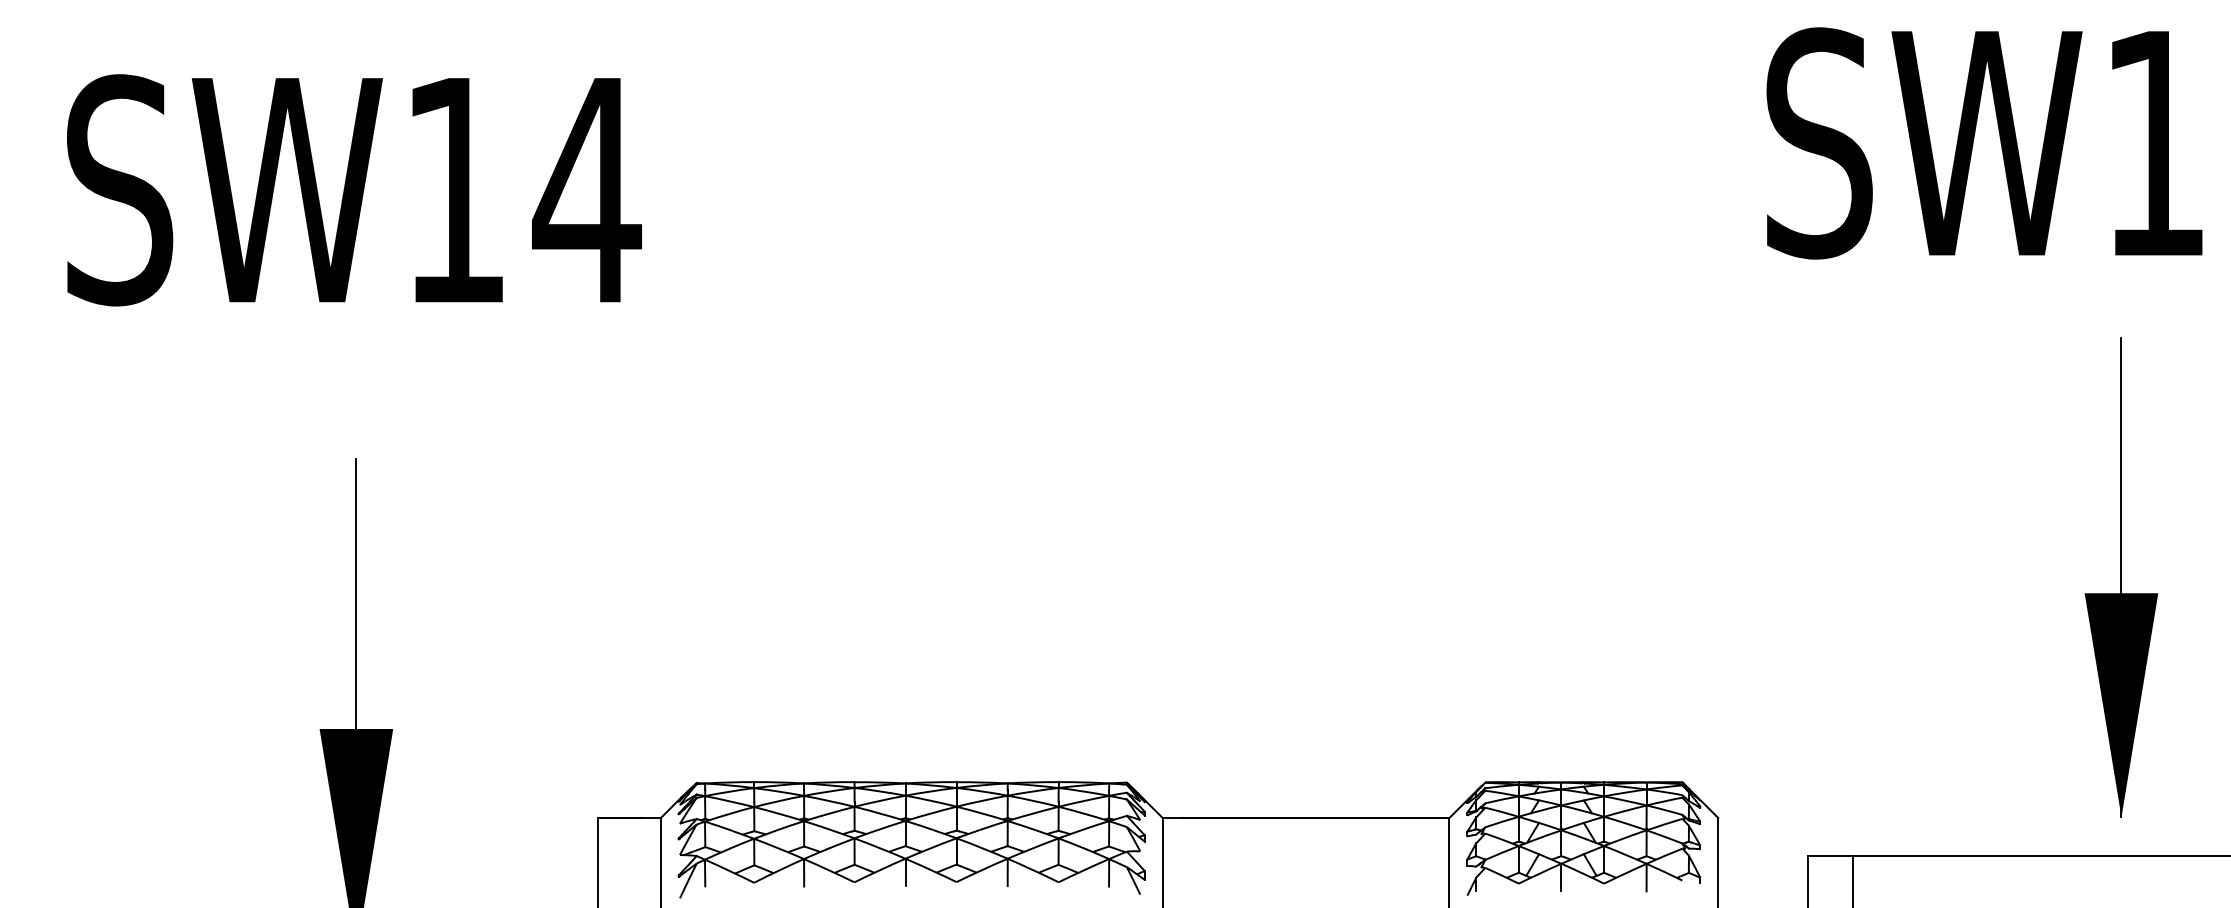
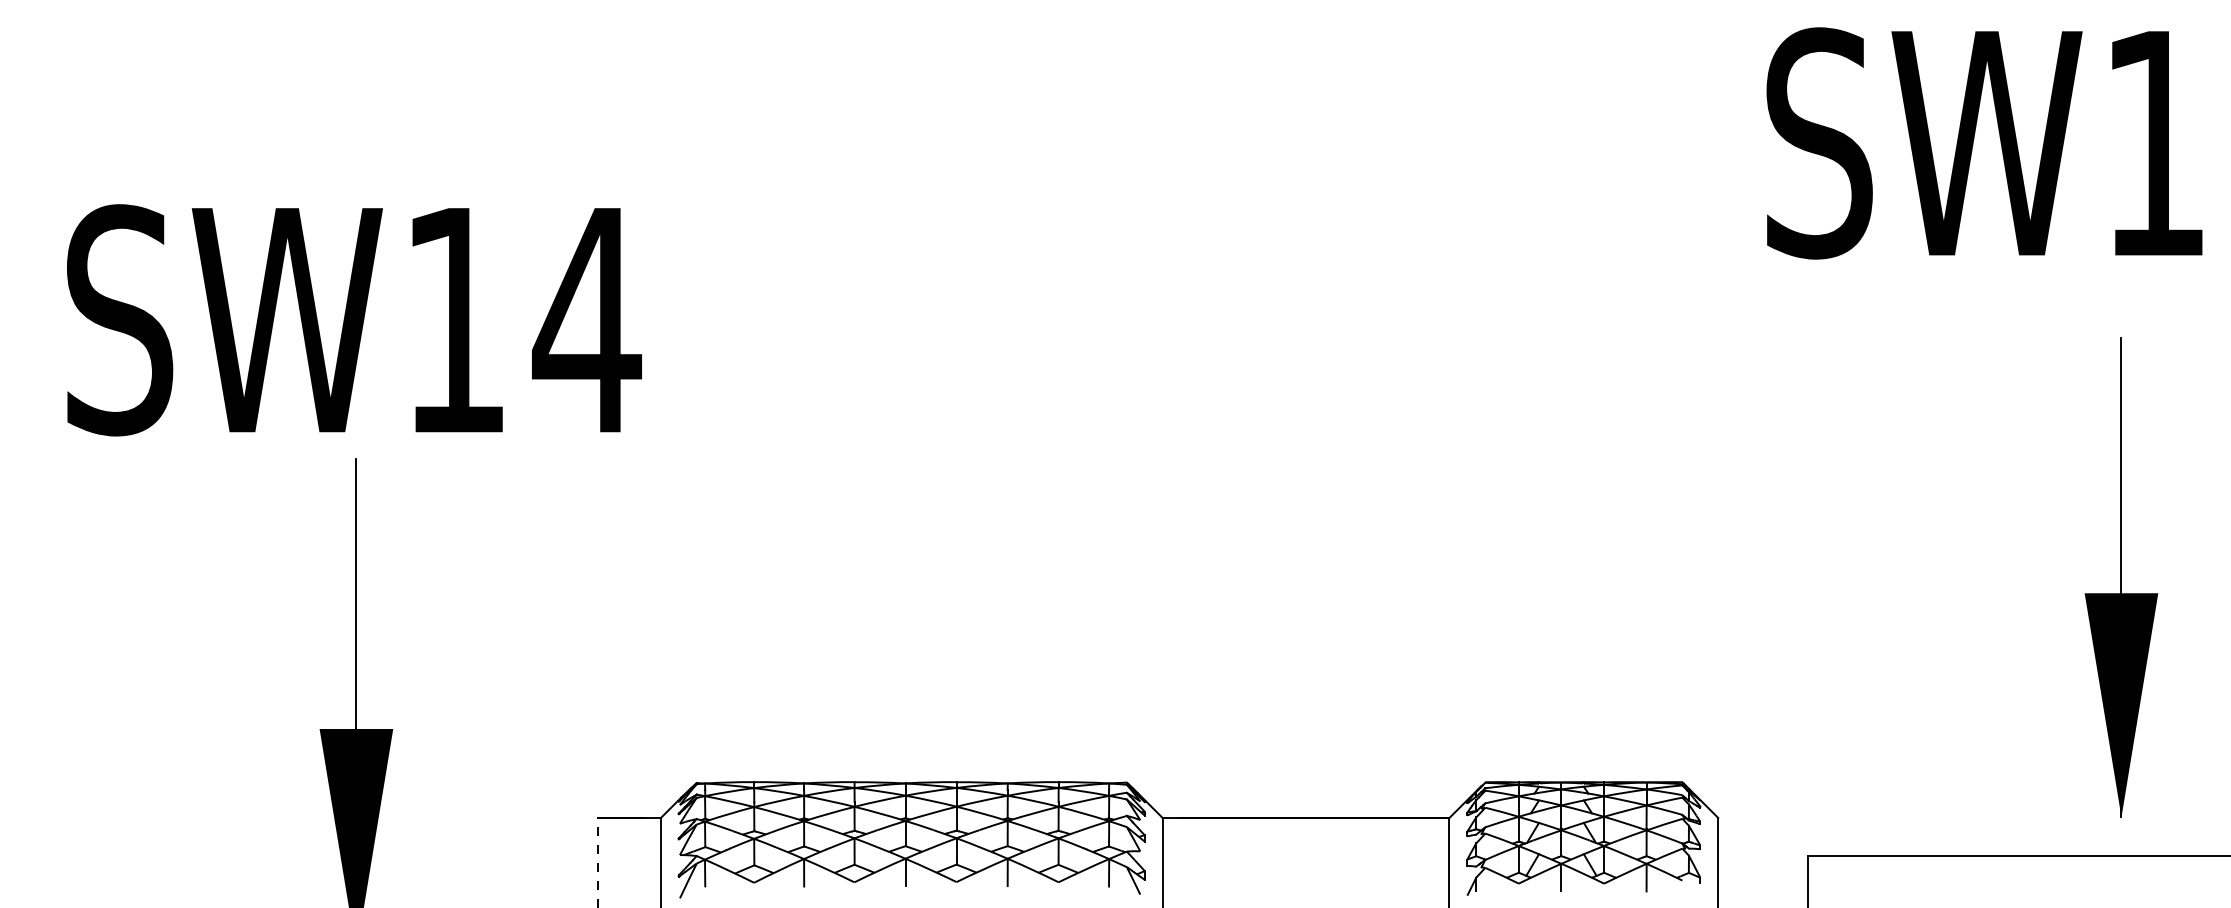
text position: (354, 190) -> (354, 320) (354, 320)
line: solid -> dashed (598, 862)
line: present -> none (1852, 880)
